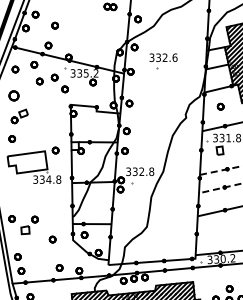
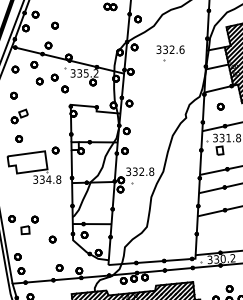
part position: (163, 61) -> (170, 53) (170, 53)
part size: 12x12 px -> 8x9 px (13, 95)
part position: (11, 138) -> (18, 138) (18, 138)
line: dashed -> solid (221, 170)
line: dashed -> solid (220, 188)
